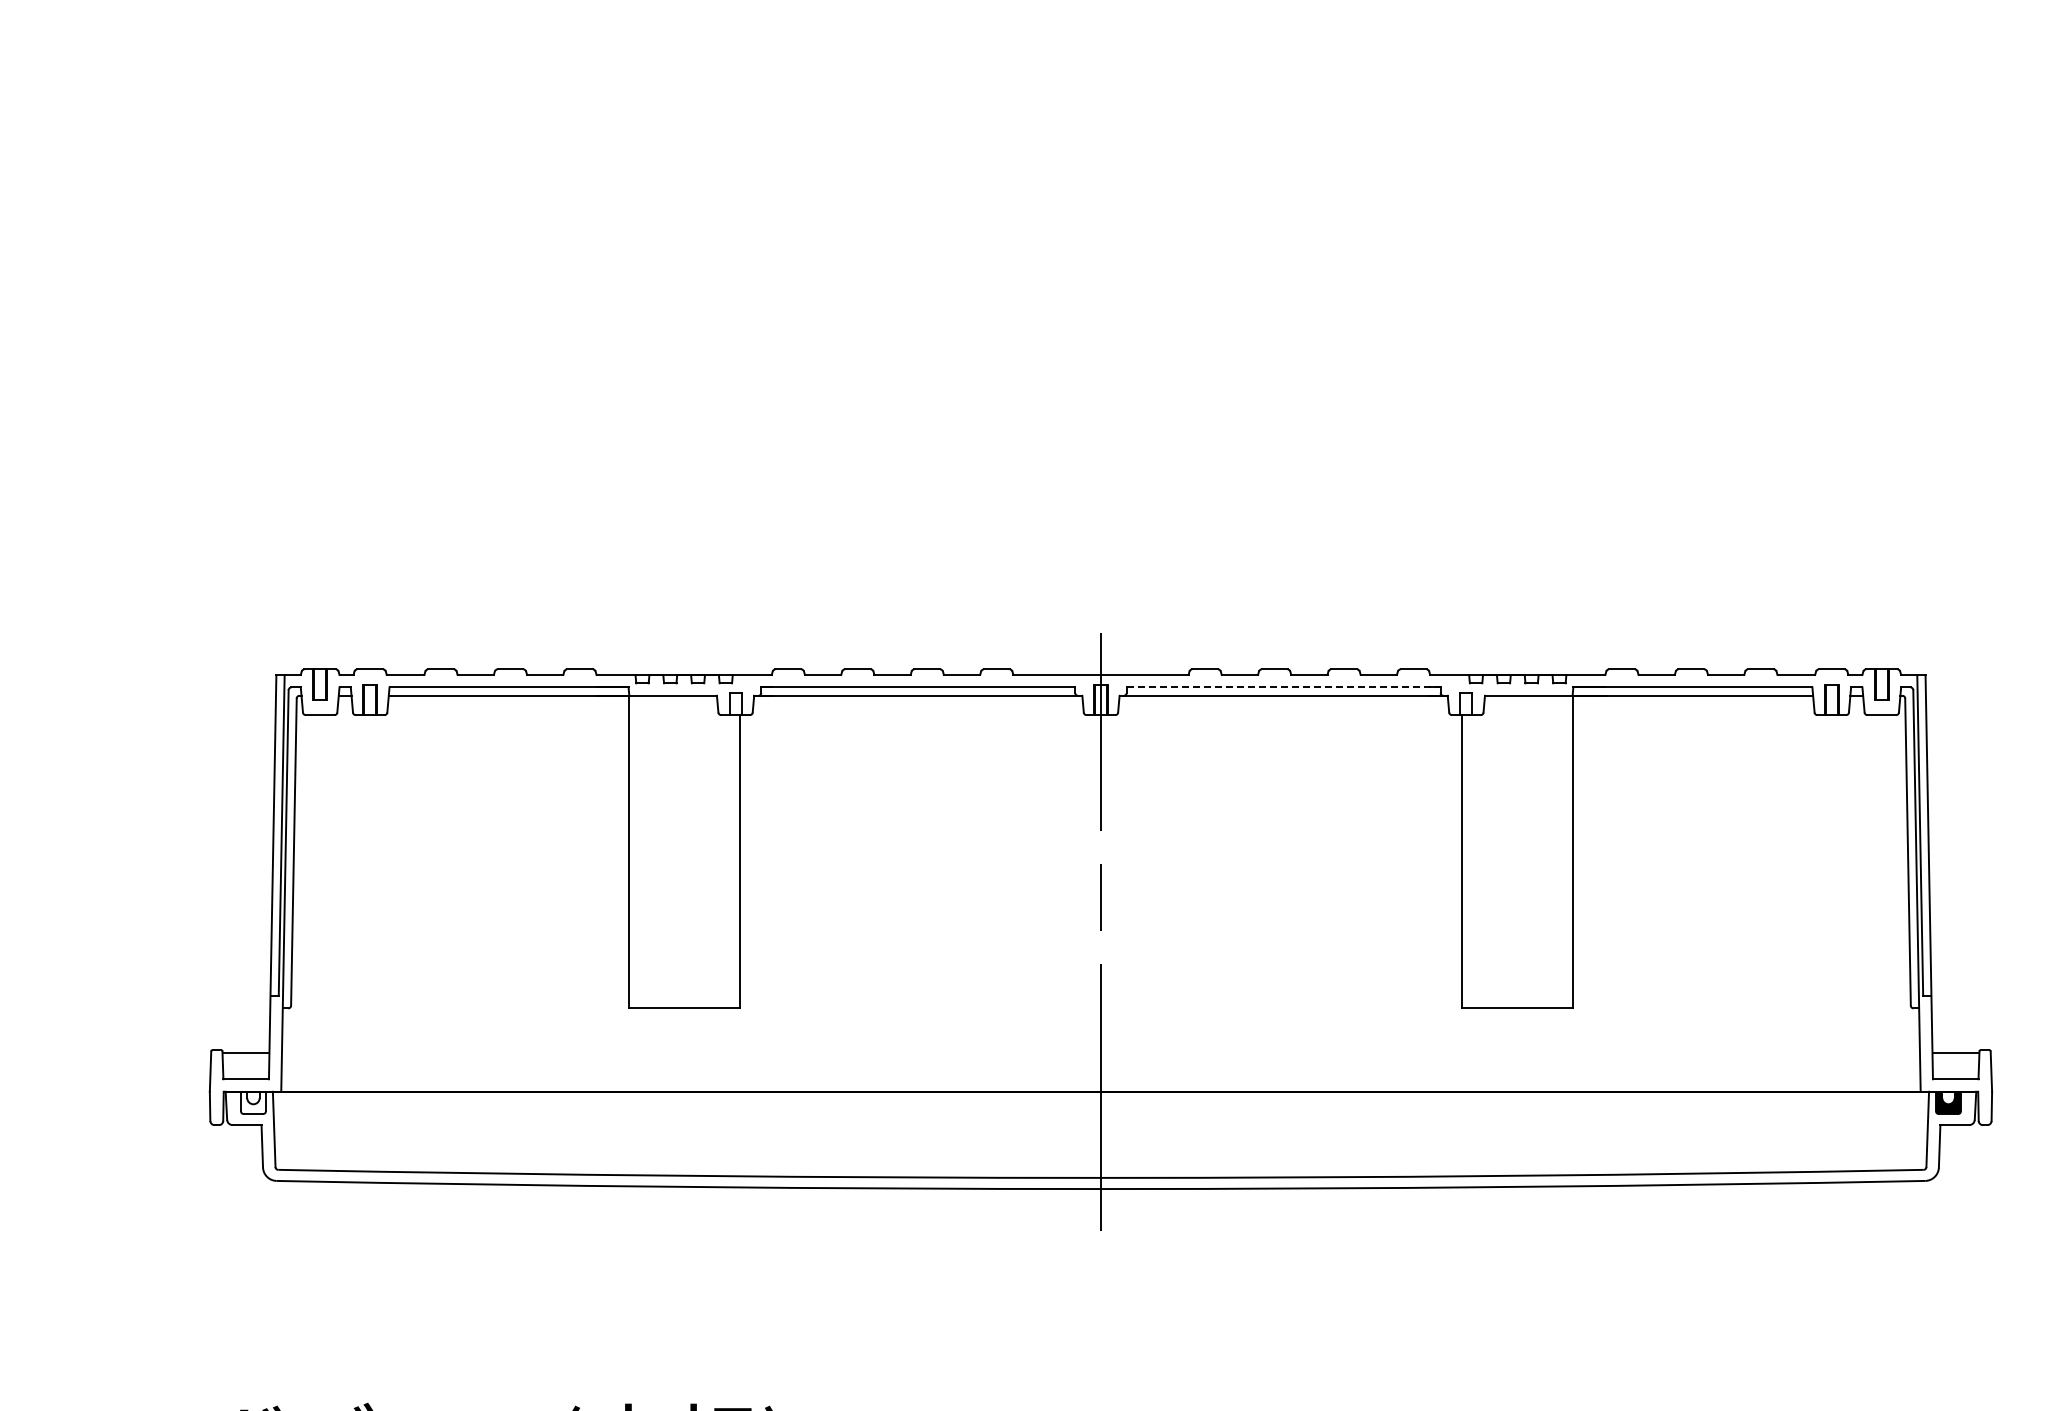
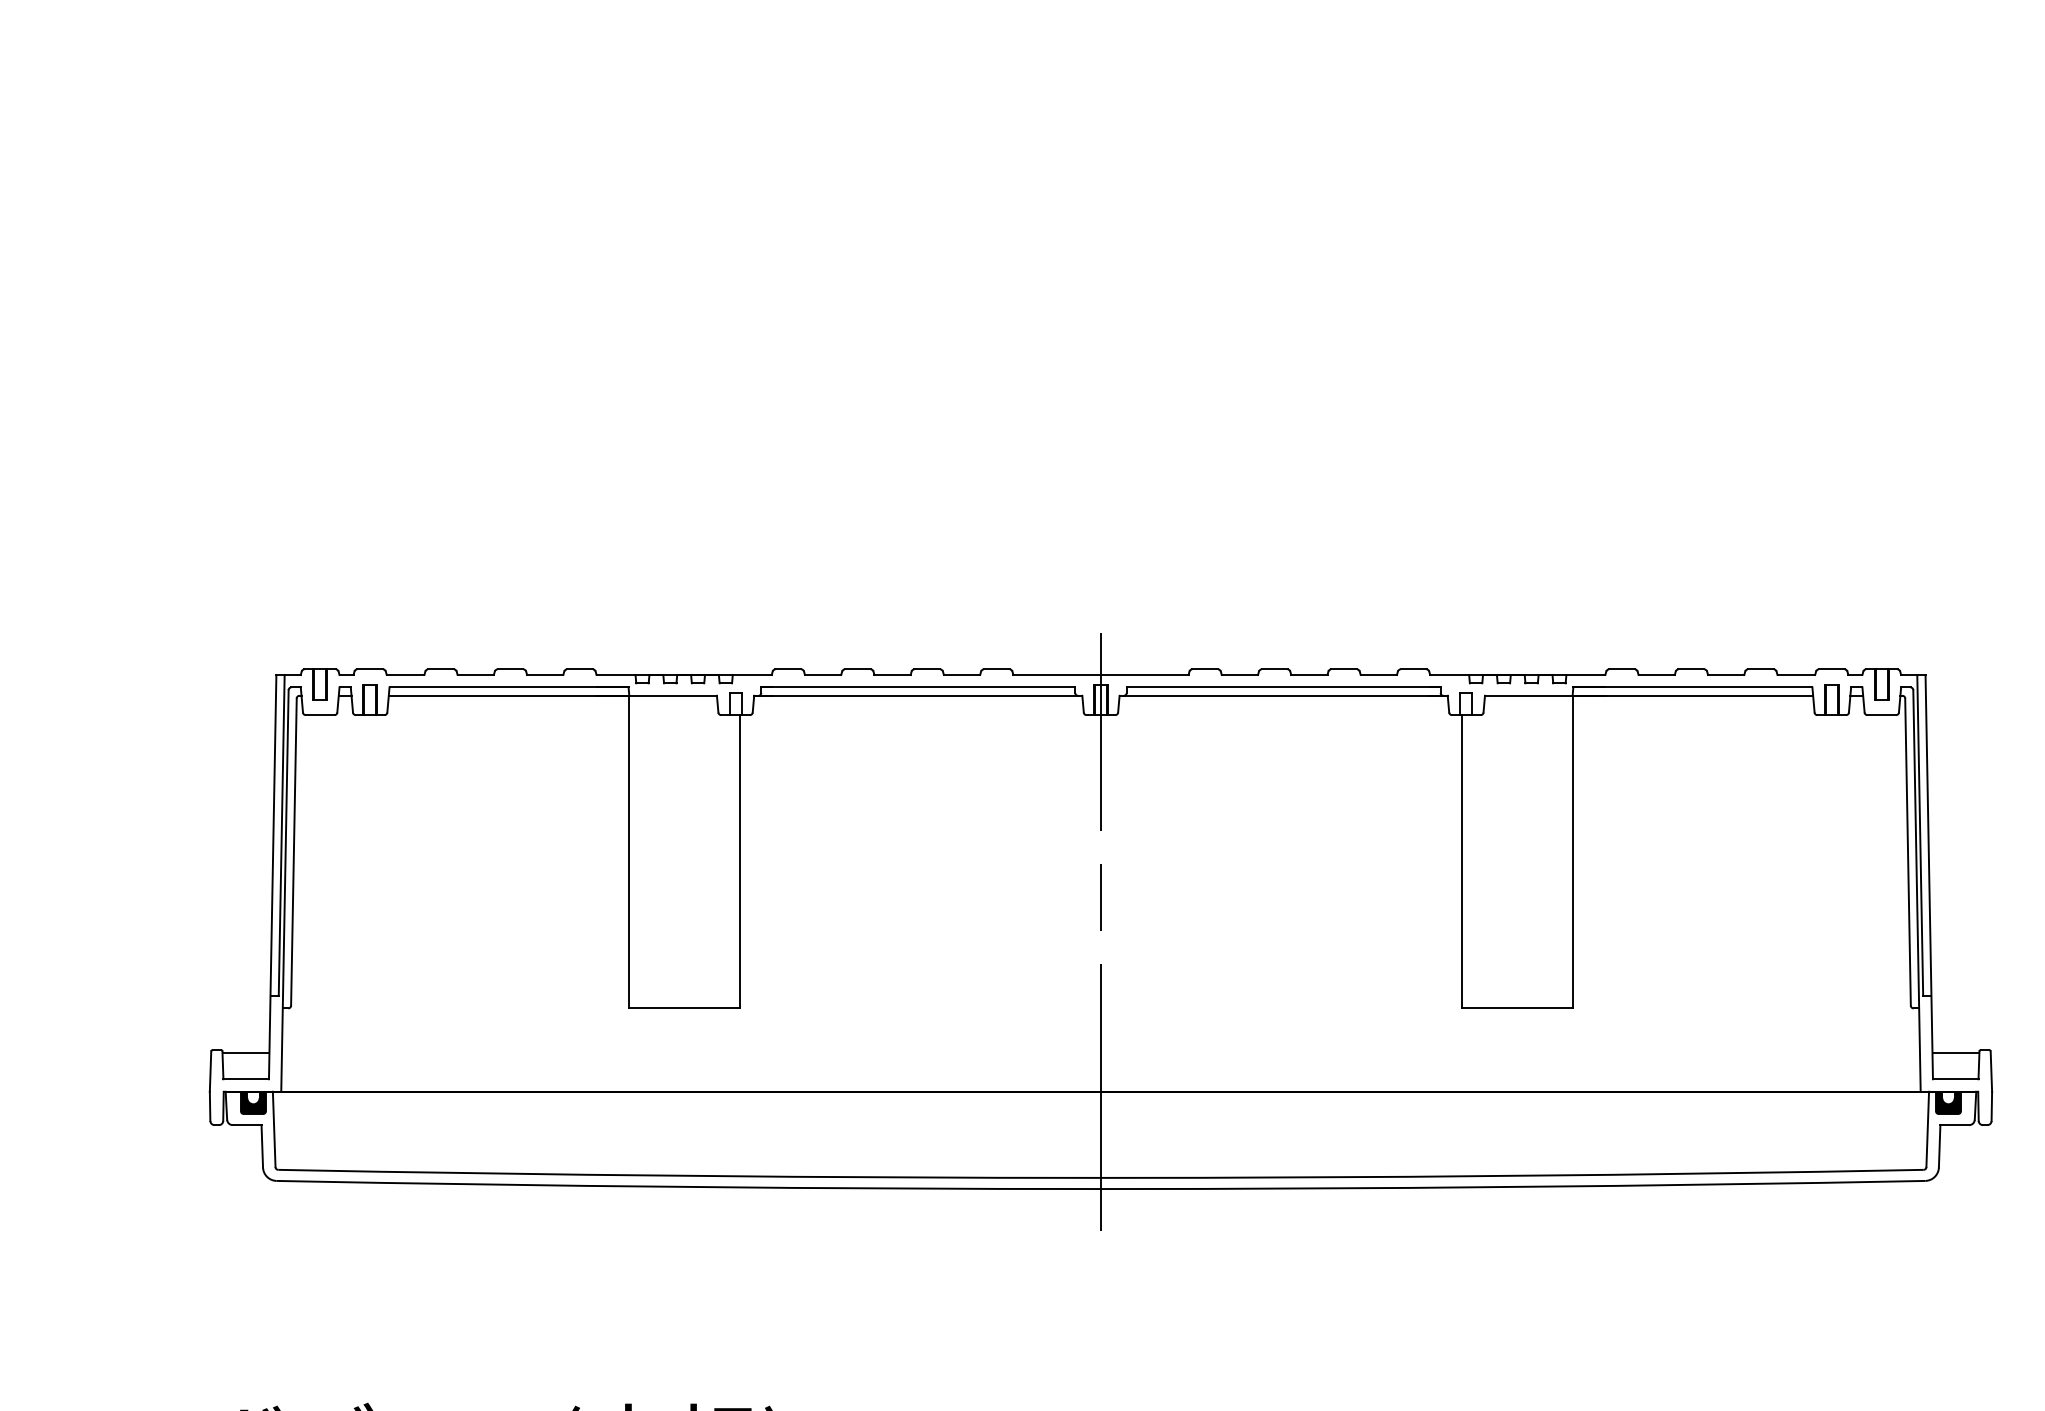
line: dashed -> solid (1283, 687)
fill: none -> present (252, 1102)
